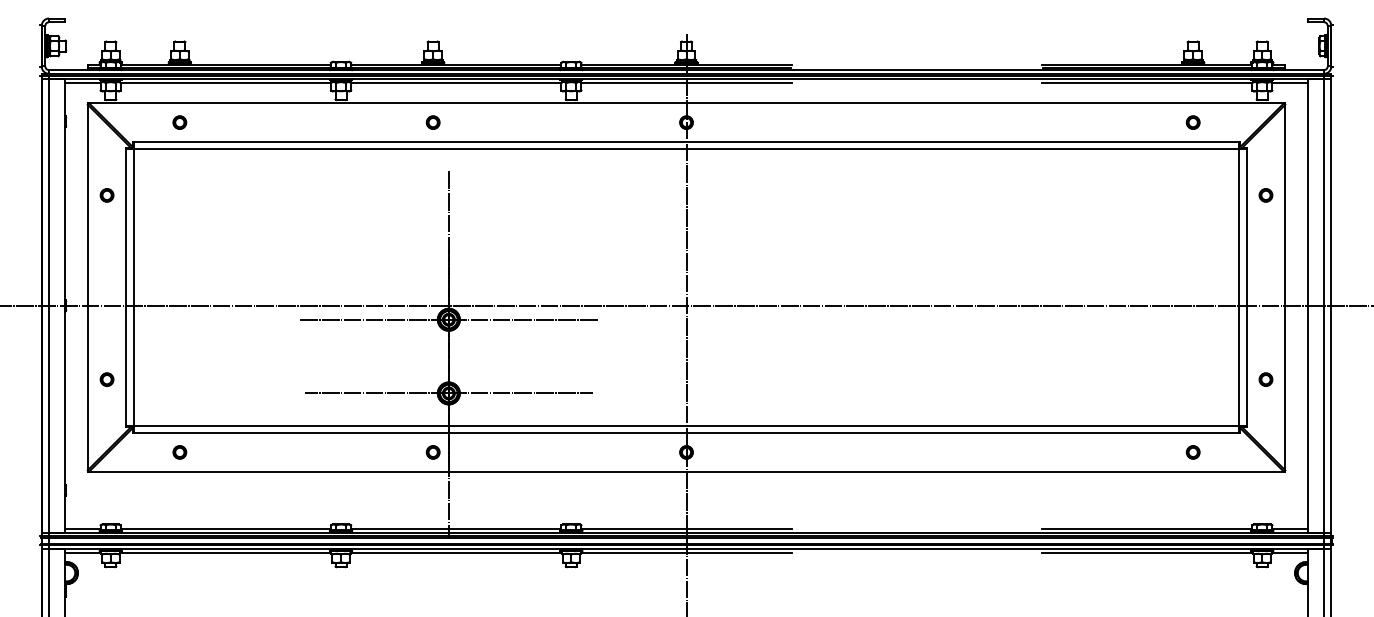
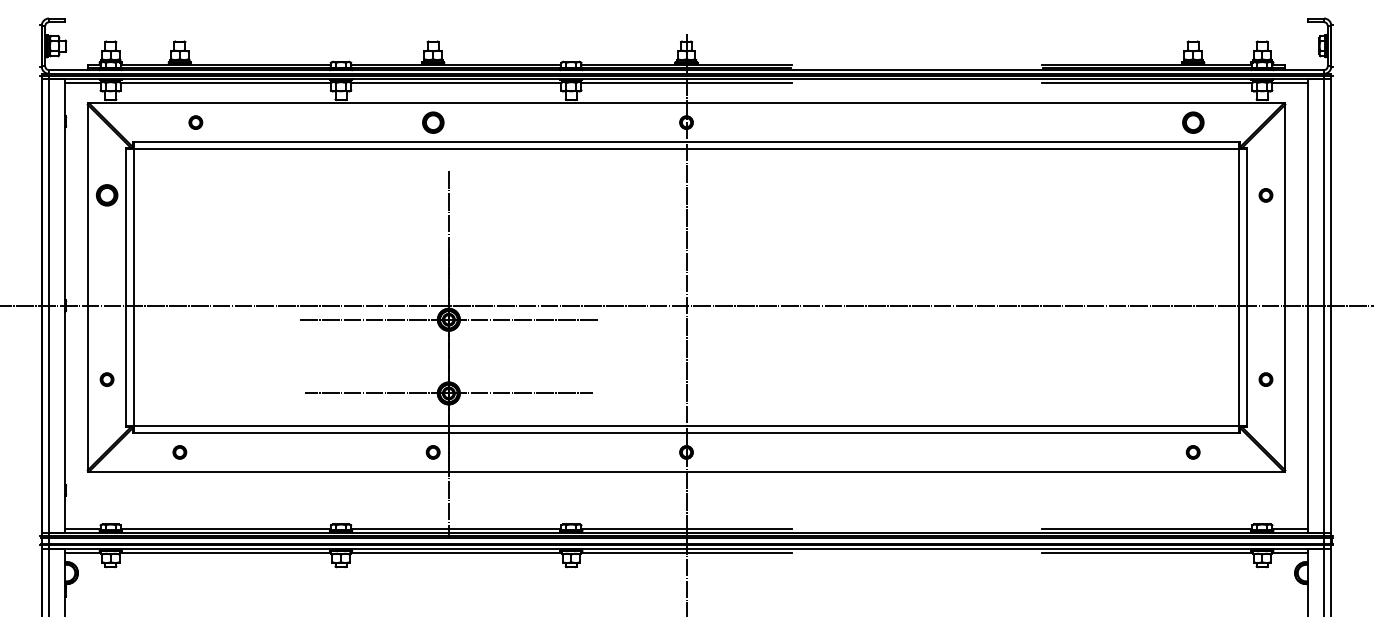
part position: (179, 122) -> (195, 122) (195, 122)
part size: 16x15 px -> 23x23 px (433, 122)
part size: 16x15 px -> 23x23 px (1193, 122)
part size: 16x15 px -> 24x23 px (106, 195)
